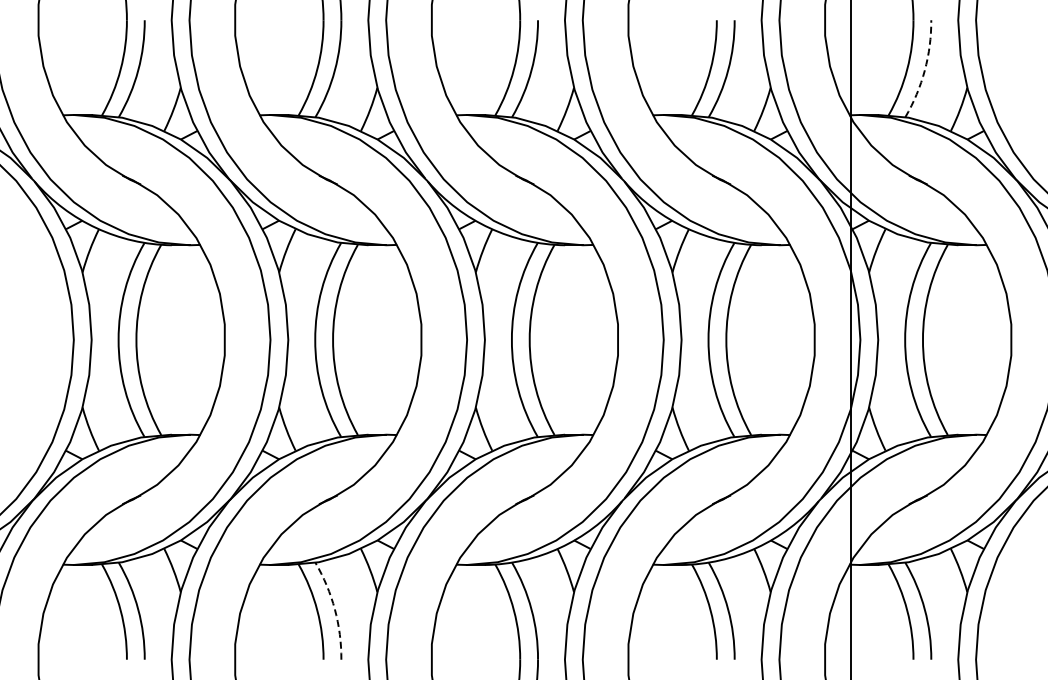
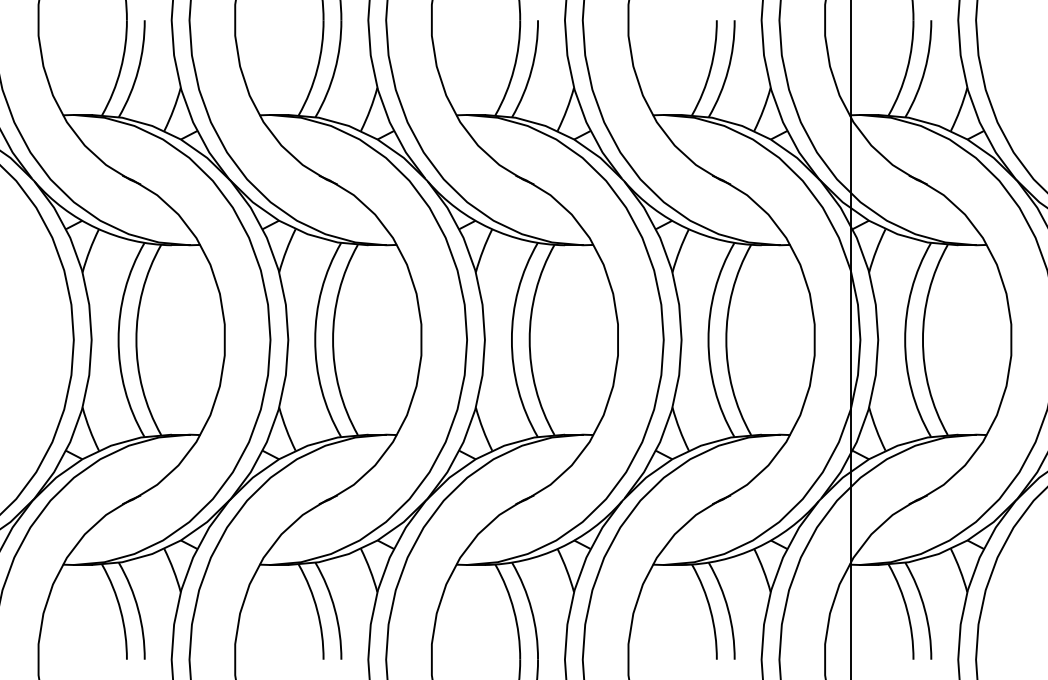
arc: dashed -> solid (924, 70)
arc: dashed -> solid (334, 609)
